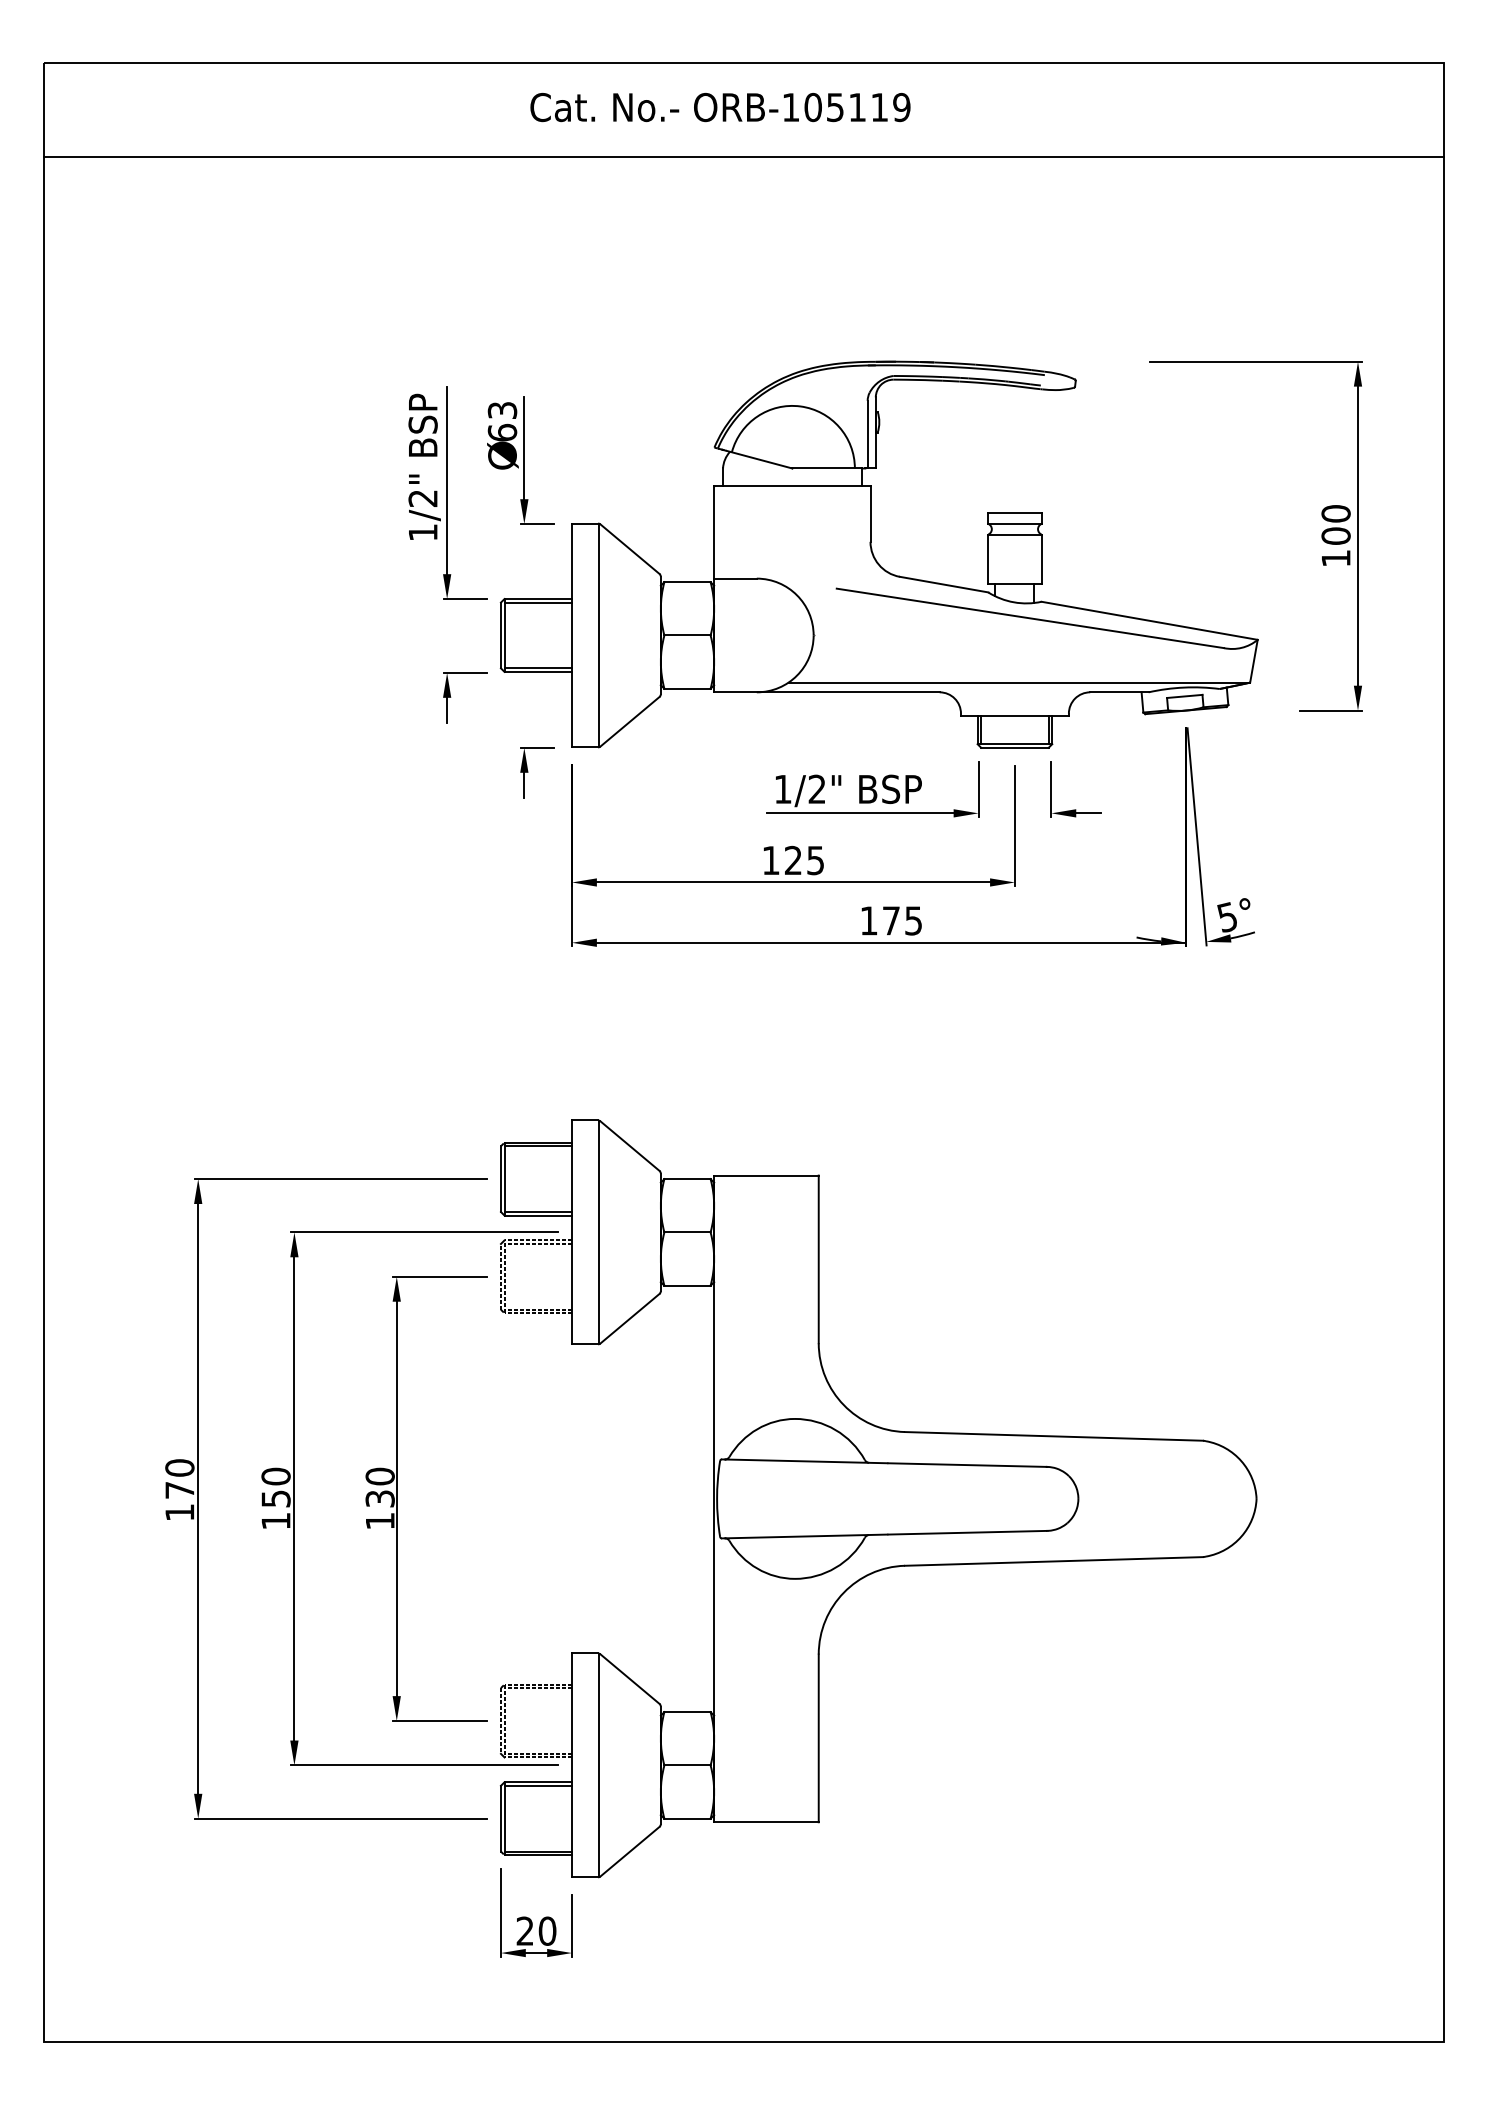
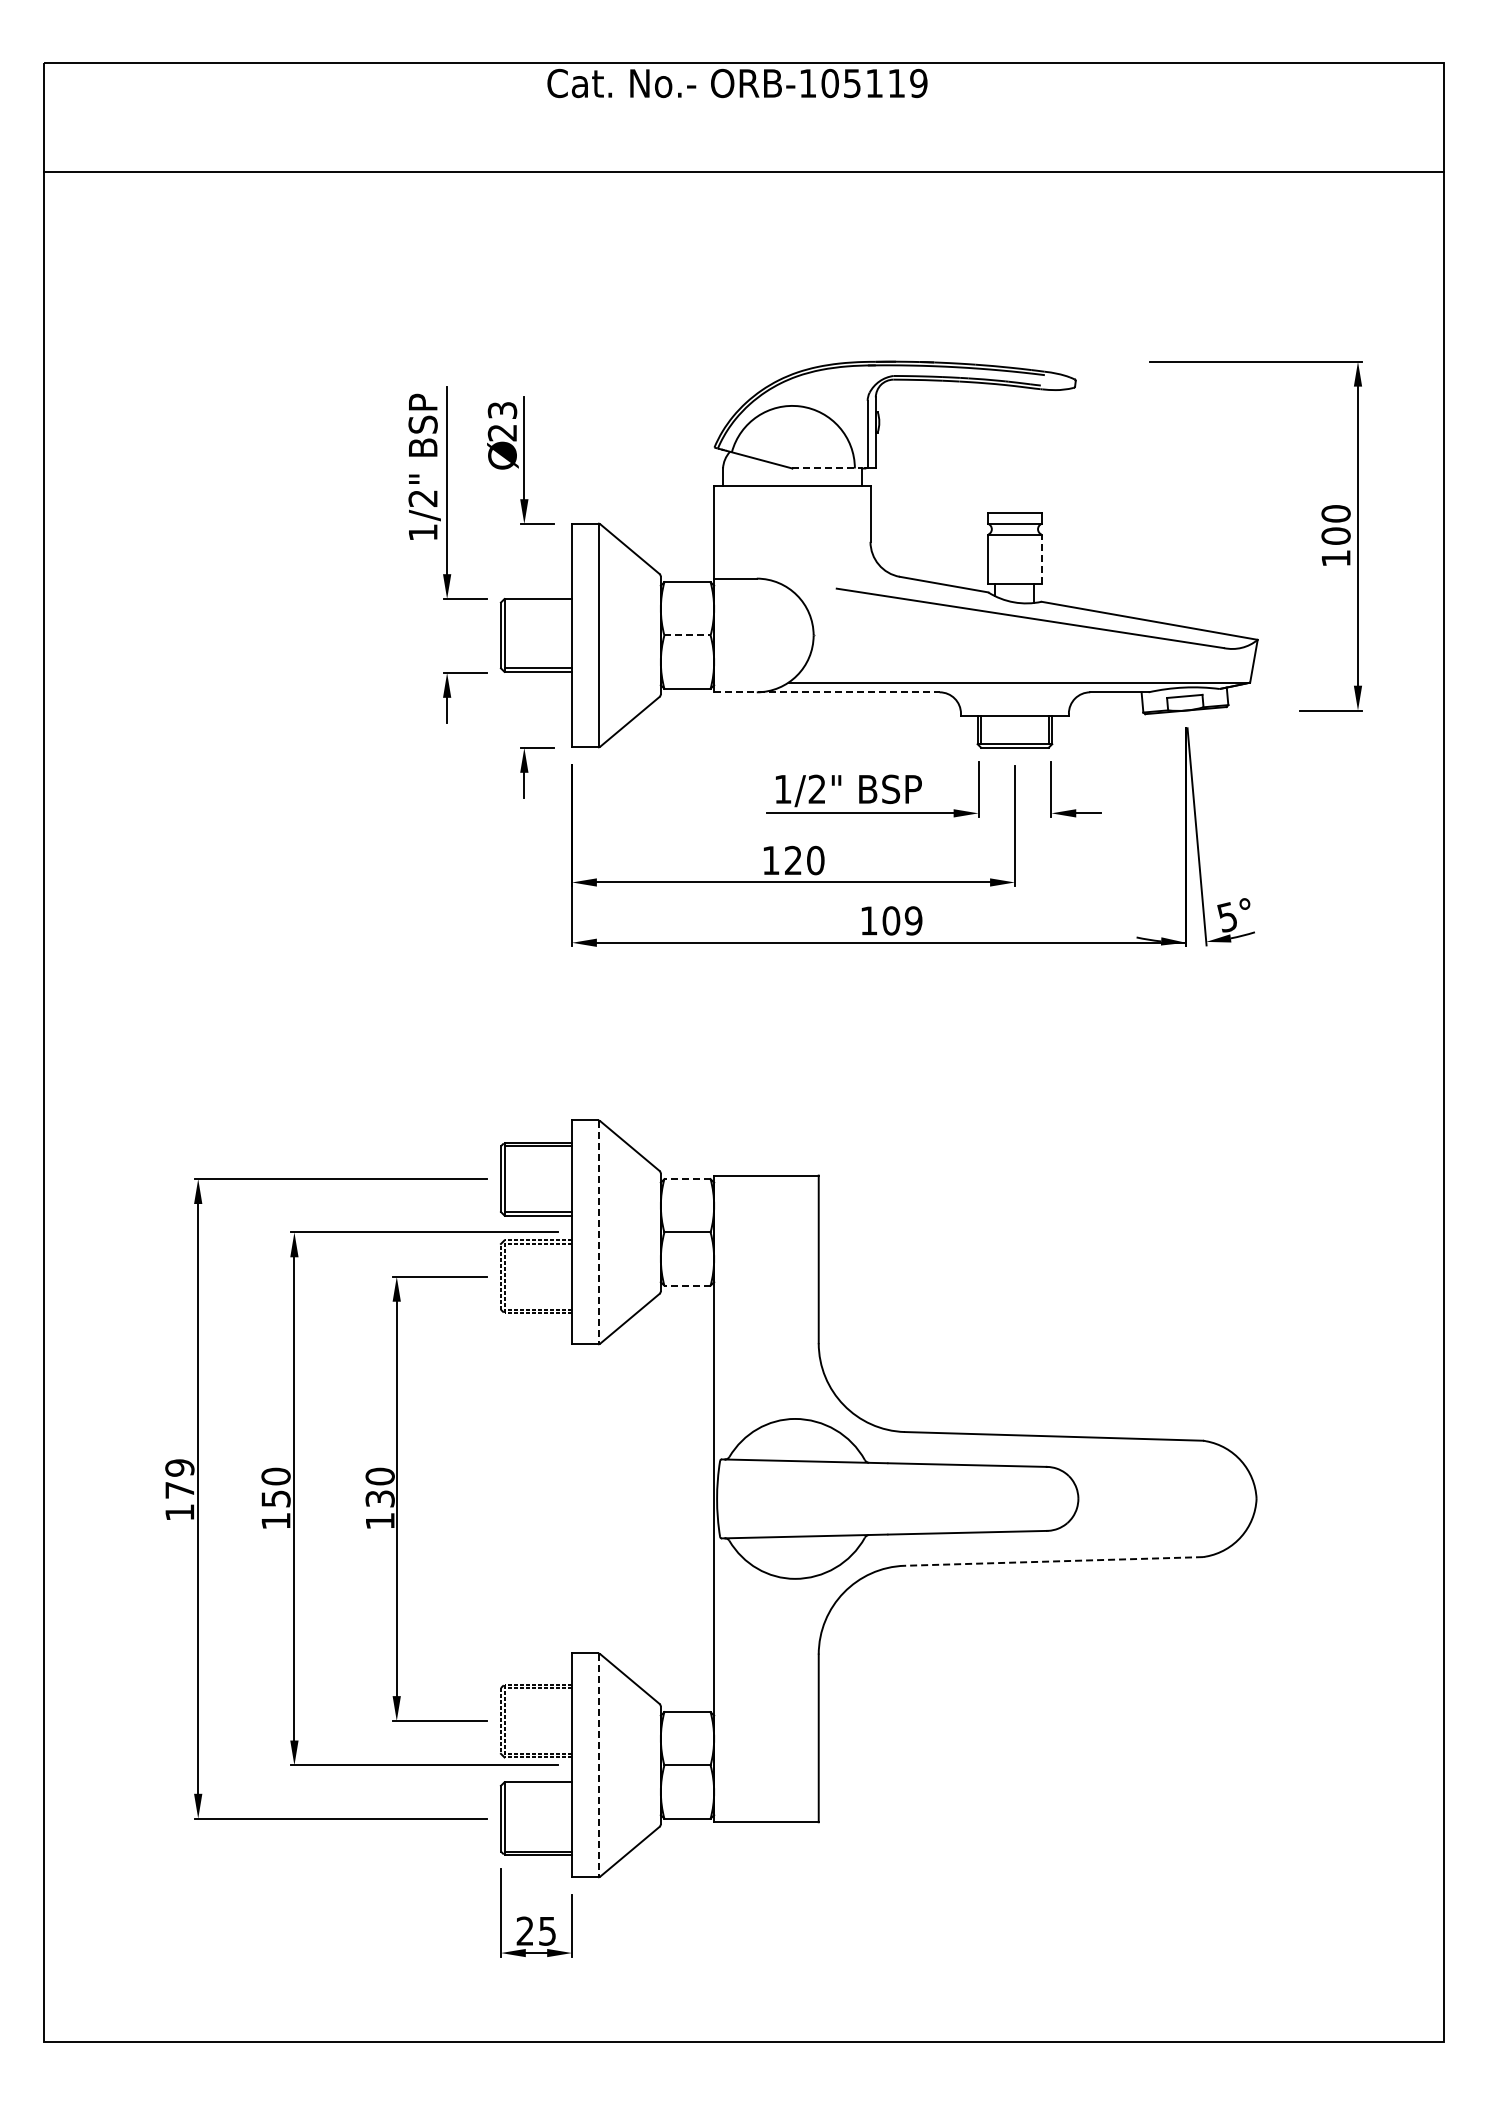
text position: (720, 107) -> (737, 83) (737, 83)
line position: (743, 156) -> (743, 171) (743, 171)
text: 63 -> 23 (502, 432)
line: solid -> dashed (827, 468)
line: solid -> dashed (1041, 559)
line: present -> none (538, 602)
line: solid -> dashed (688, 635)
line: solid -> dashed (826, 692)
text: 125 -> 120 (815, 860)
text: 175 -> 109 (902, 920)
line: solid -> dashed (687, 1179)
line: solid -> dashed (599, 1232)
line: solid -> dashed (687, 1285)
text: 170 -> 179 (179, 1467)
line: solid -> dashed (1053, 1561)
line: solid -> dashed (599, 1765)
line: present -> none (538, 1785)
text: 20 -> 25 (547, 1930)
